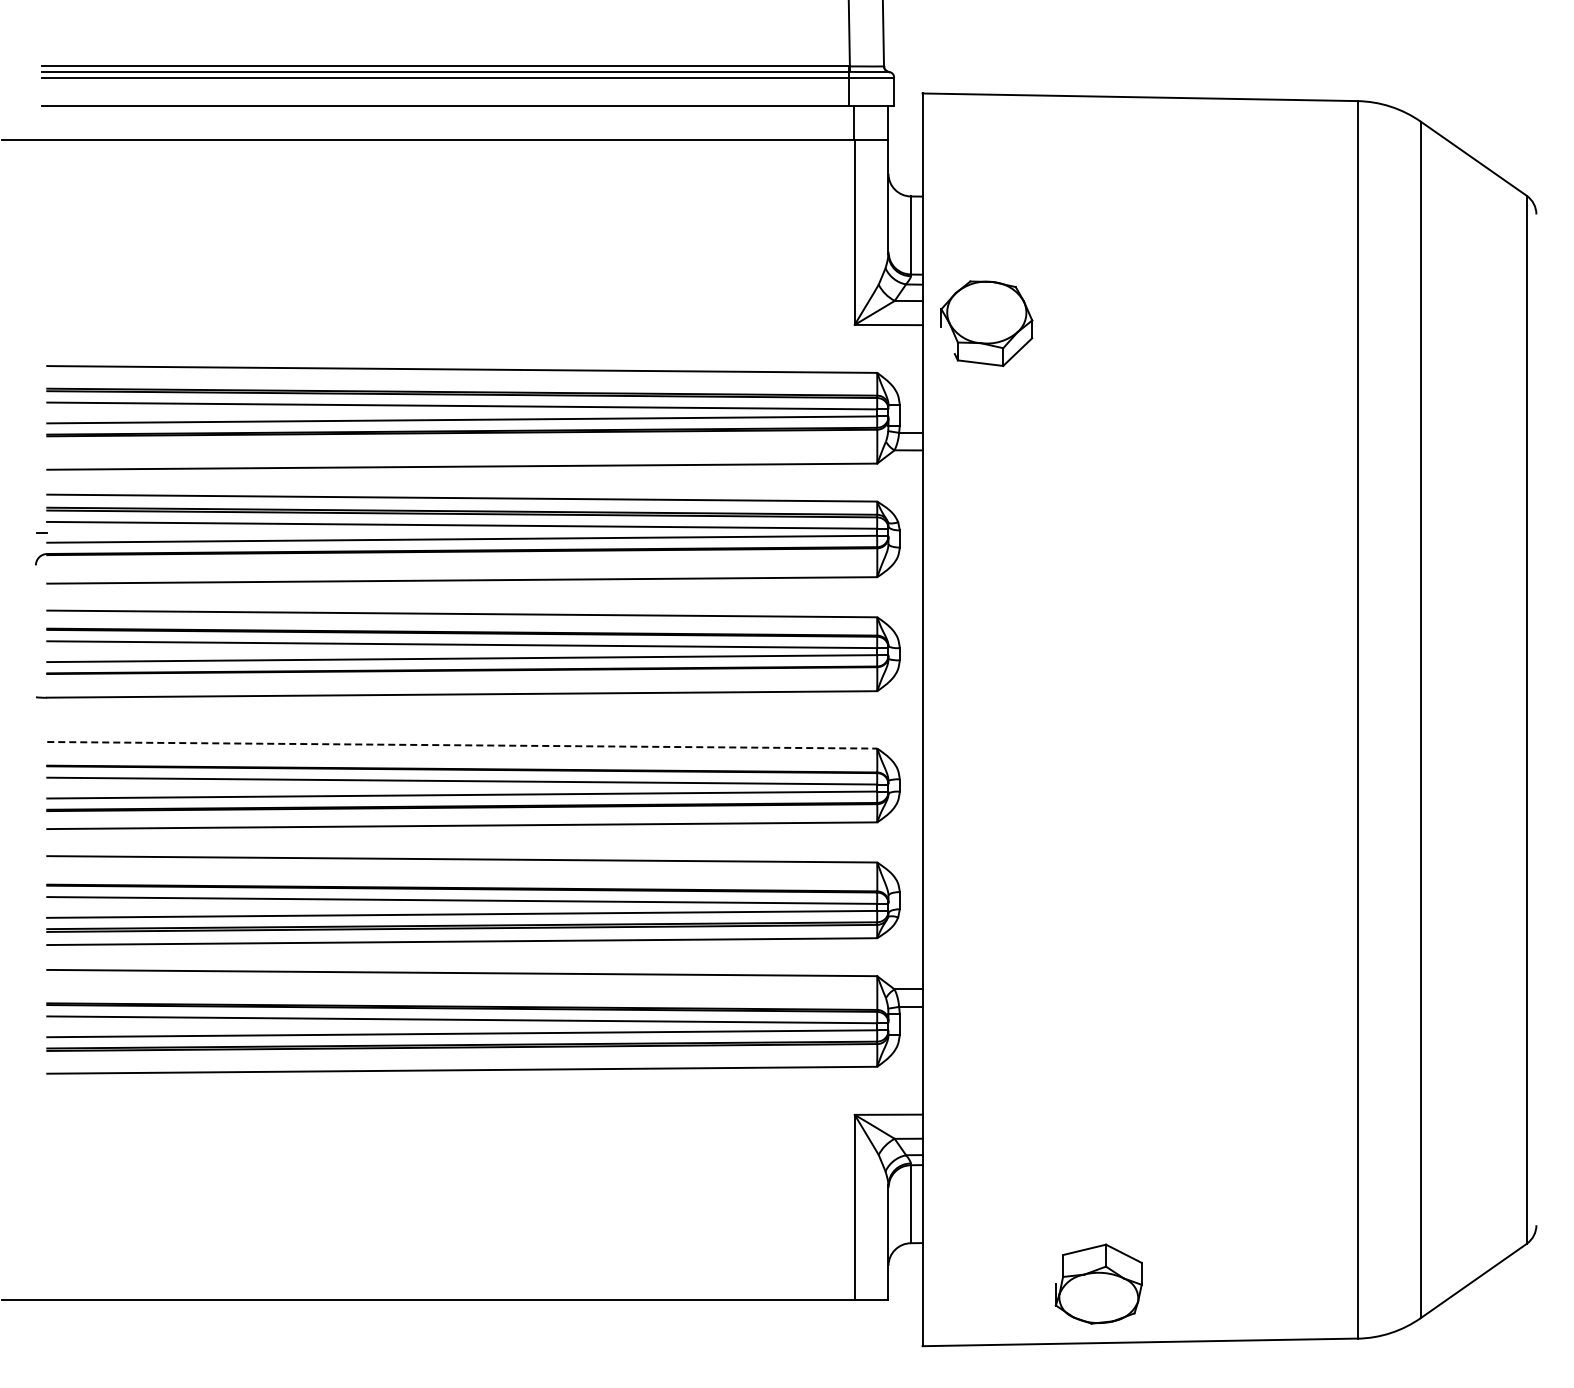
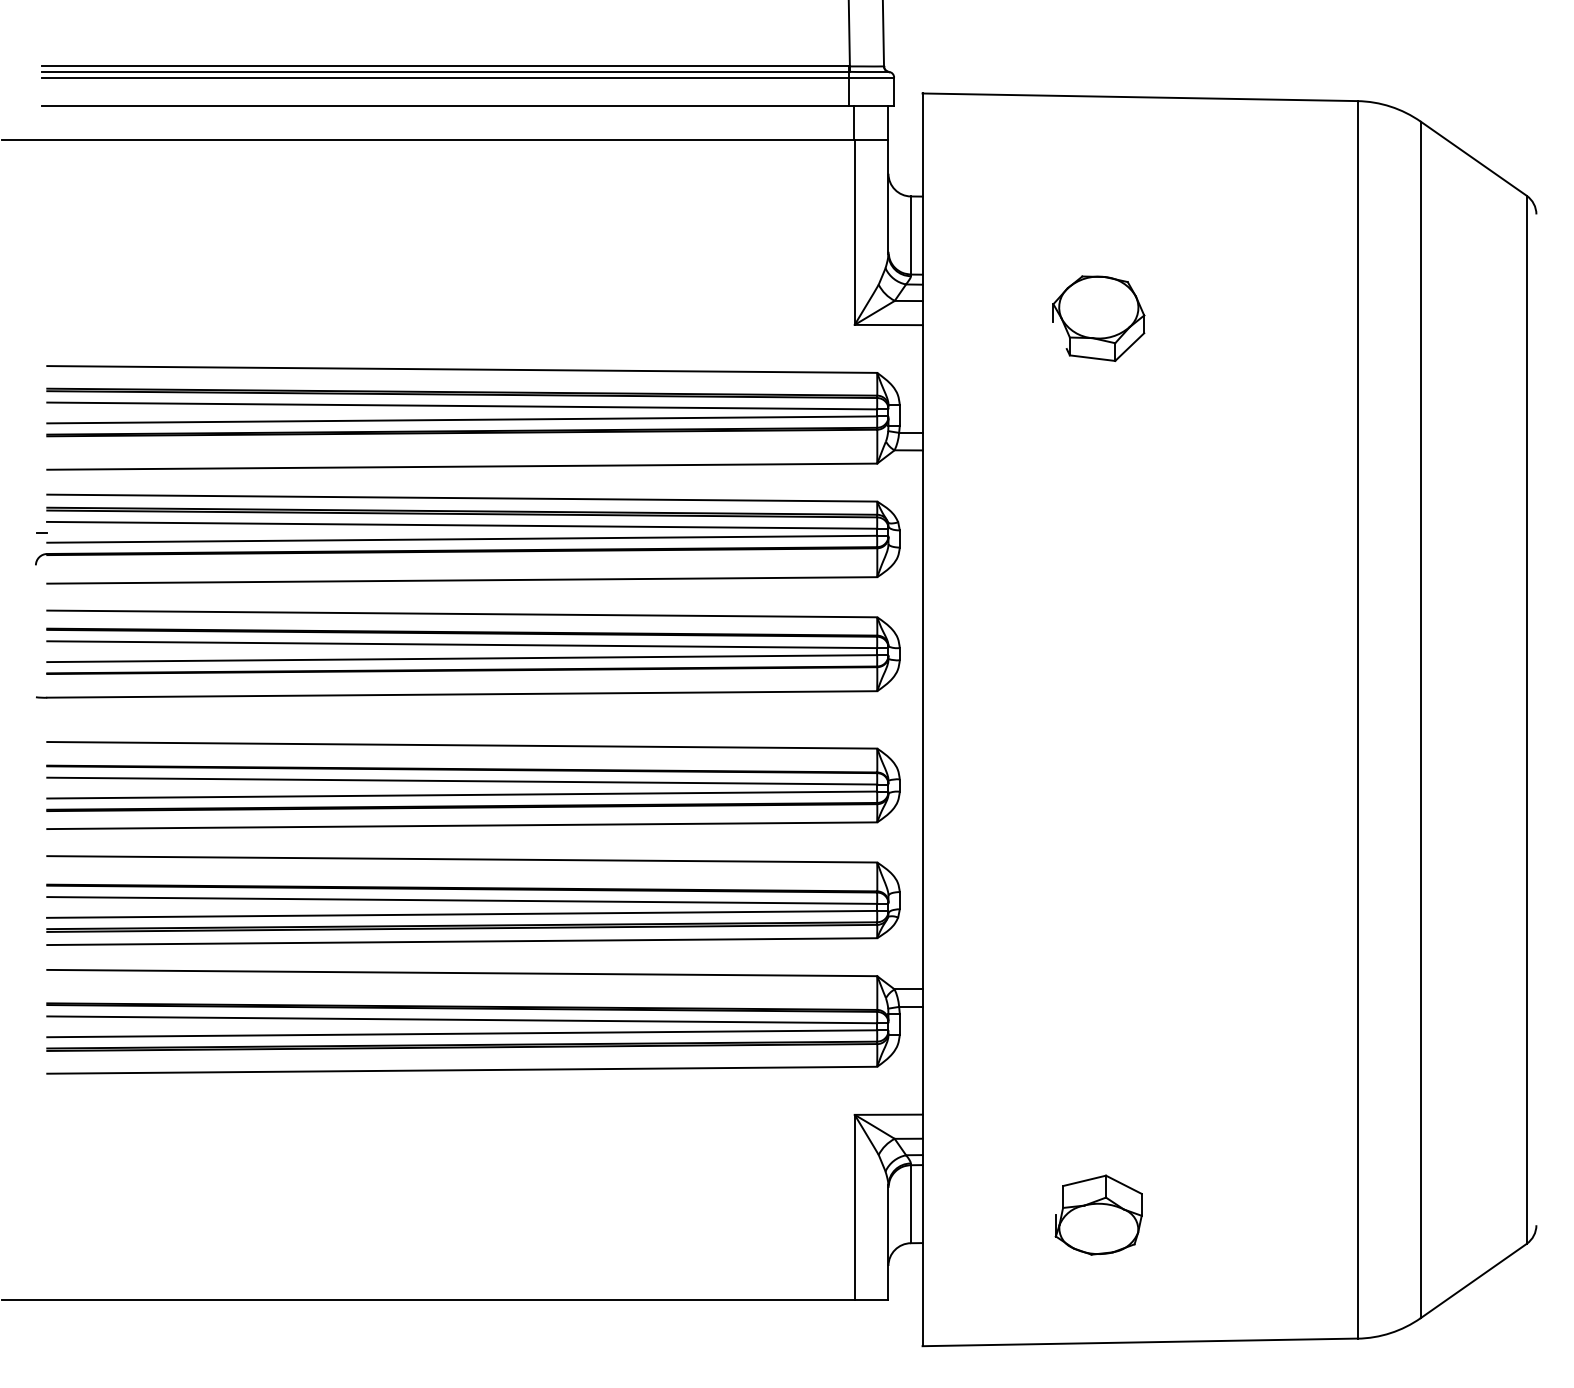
part position: (986, 323) -> (1098, 318) (1098, 318)
line: dashed -> solid (462, 745)
part position: (1098, 1283) -> (1098, 1214) (1098, 1214)
